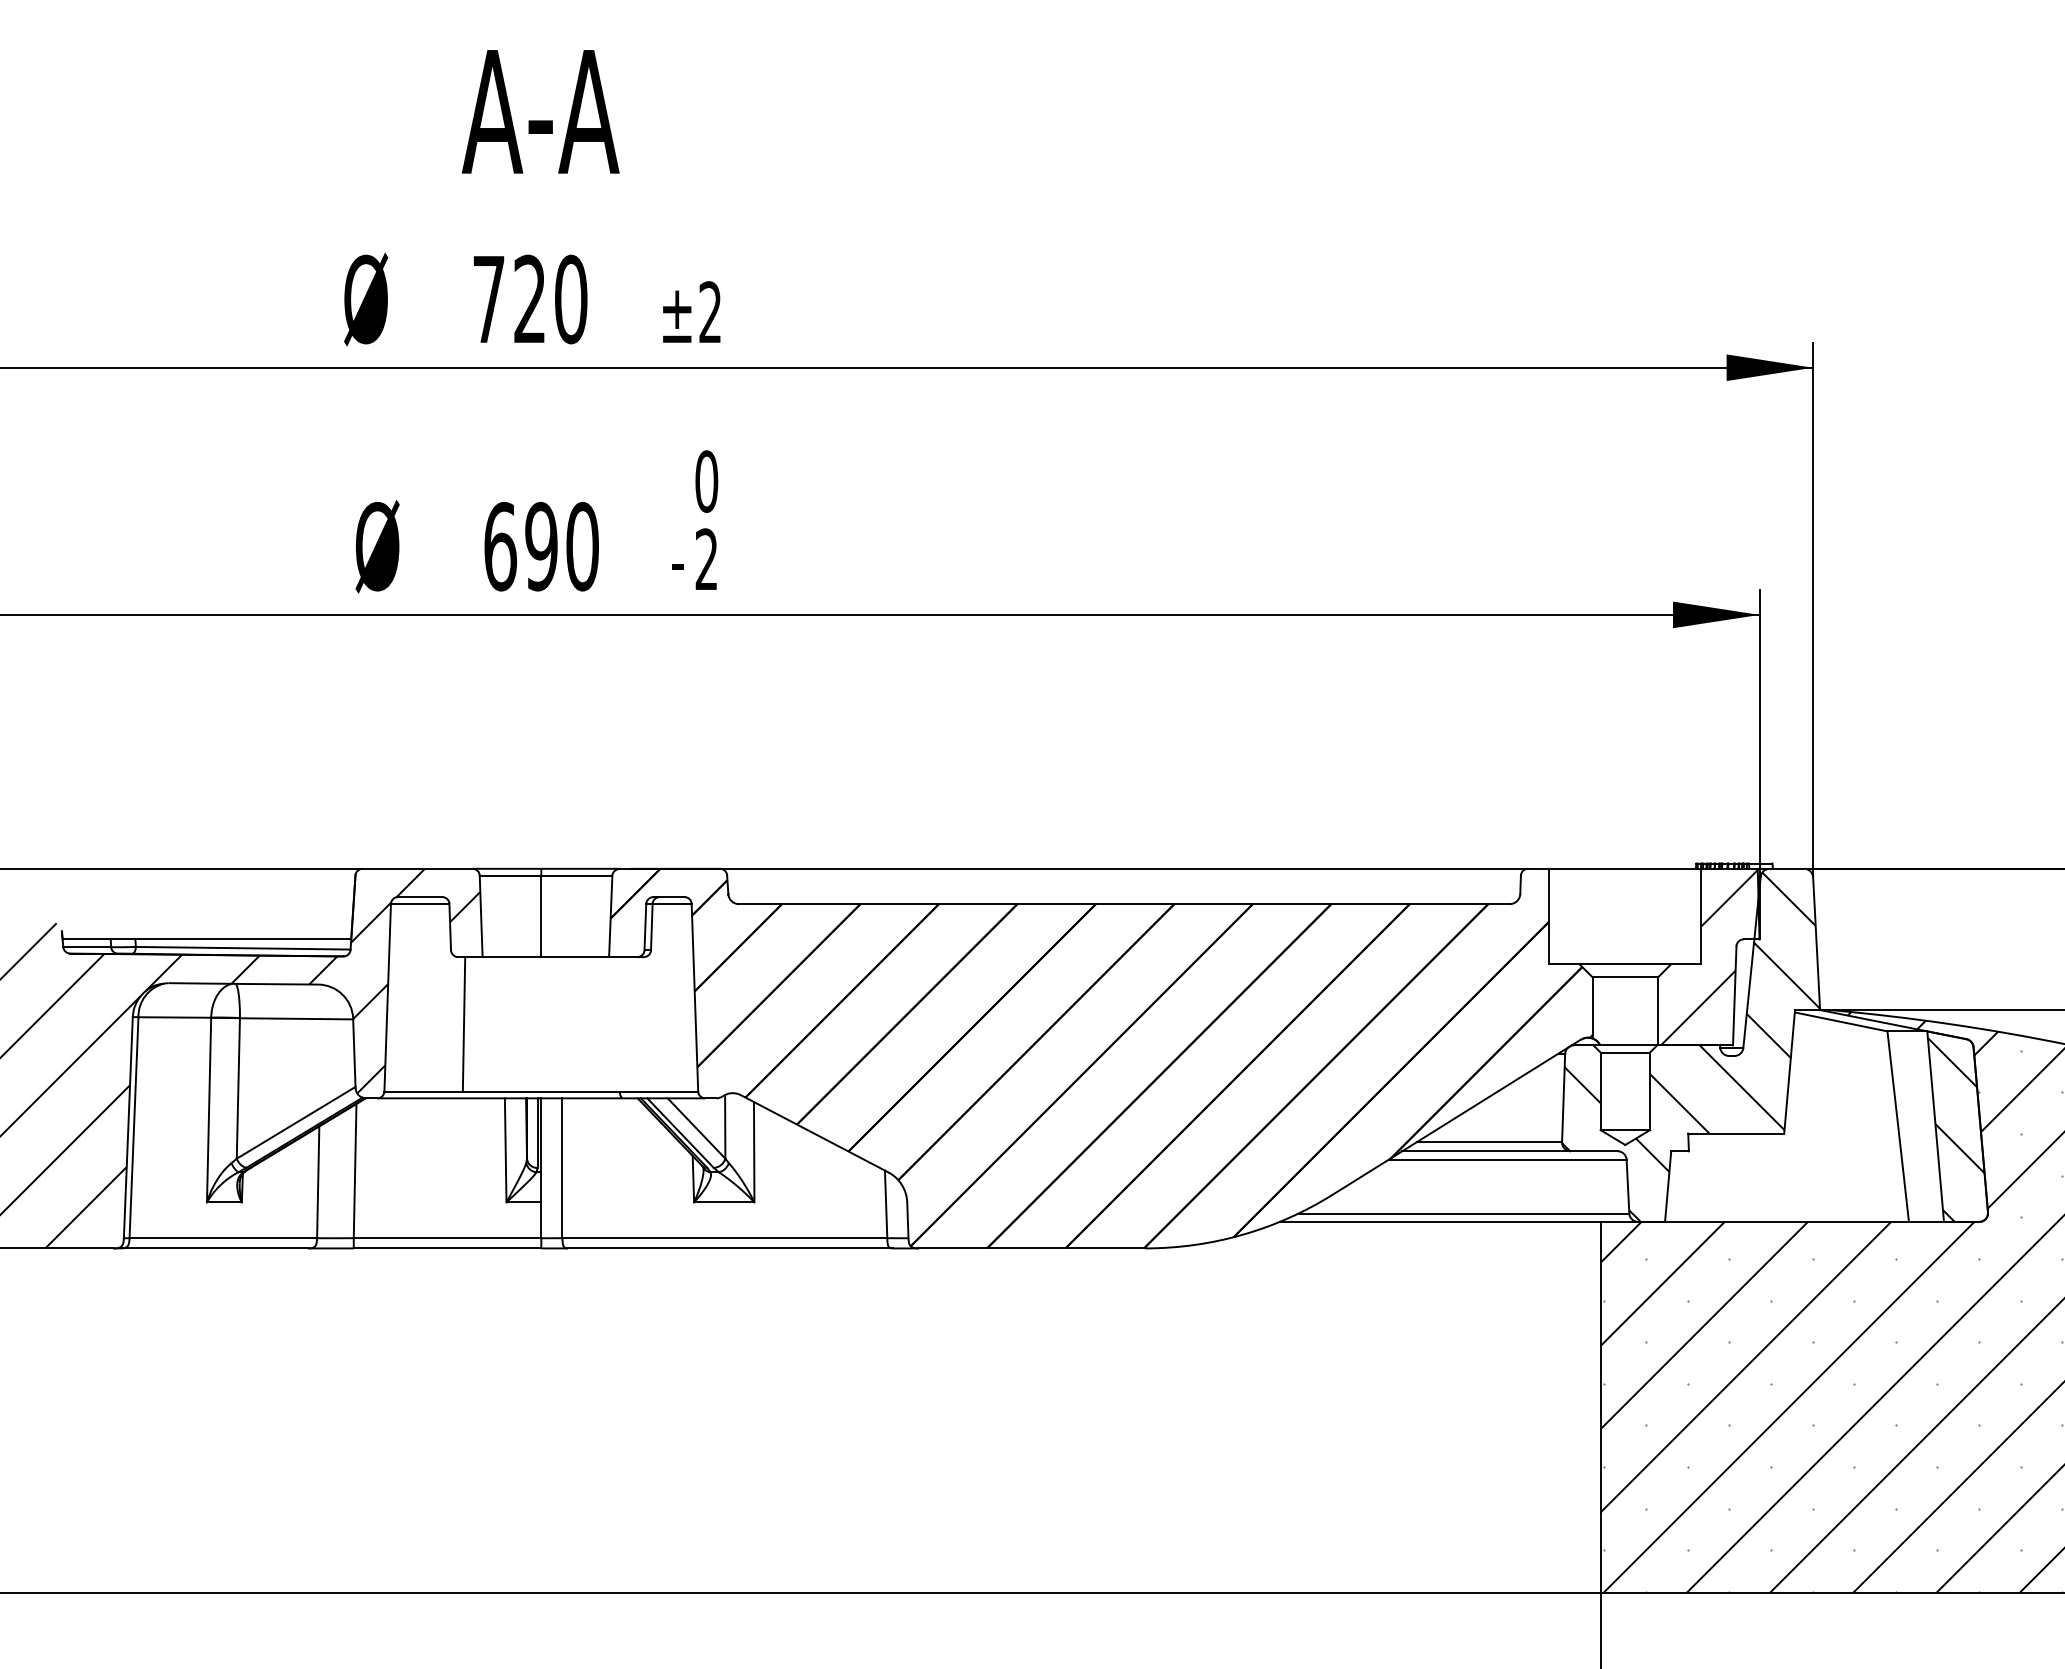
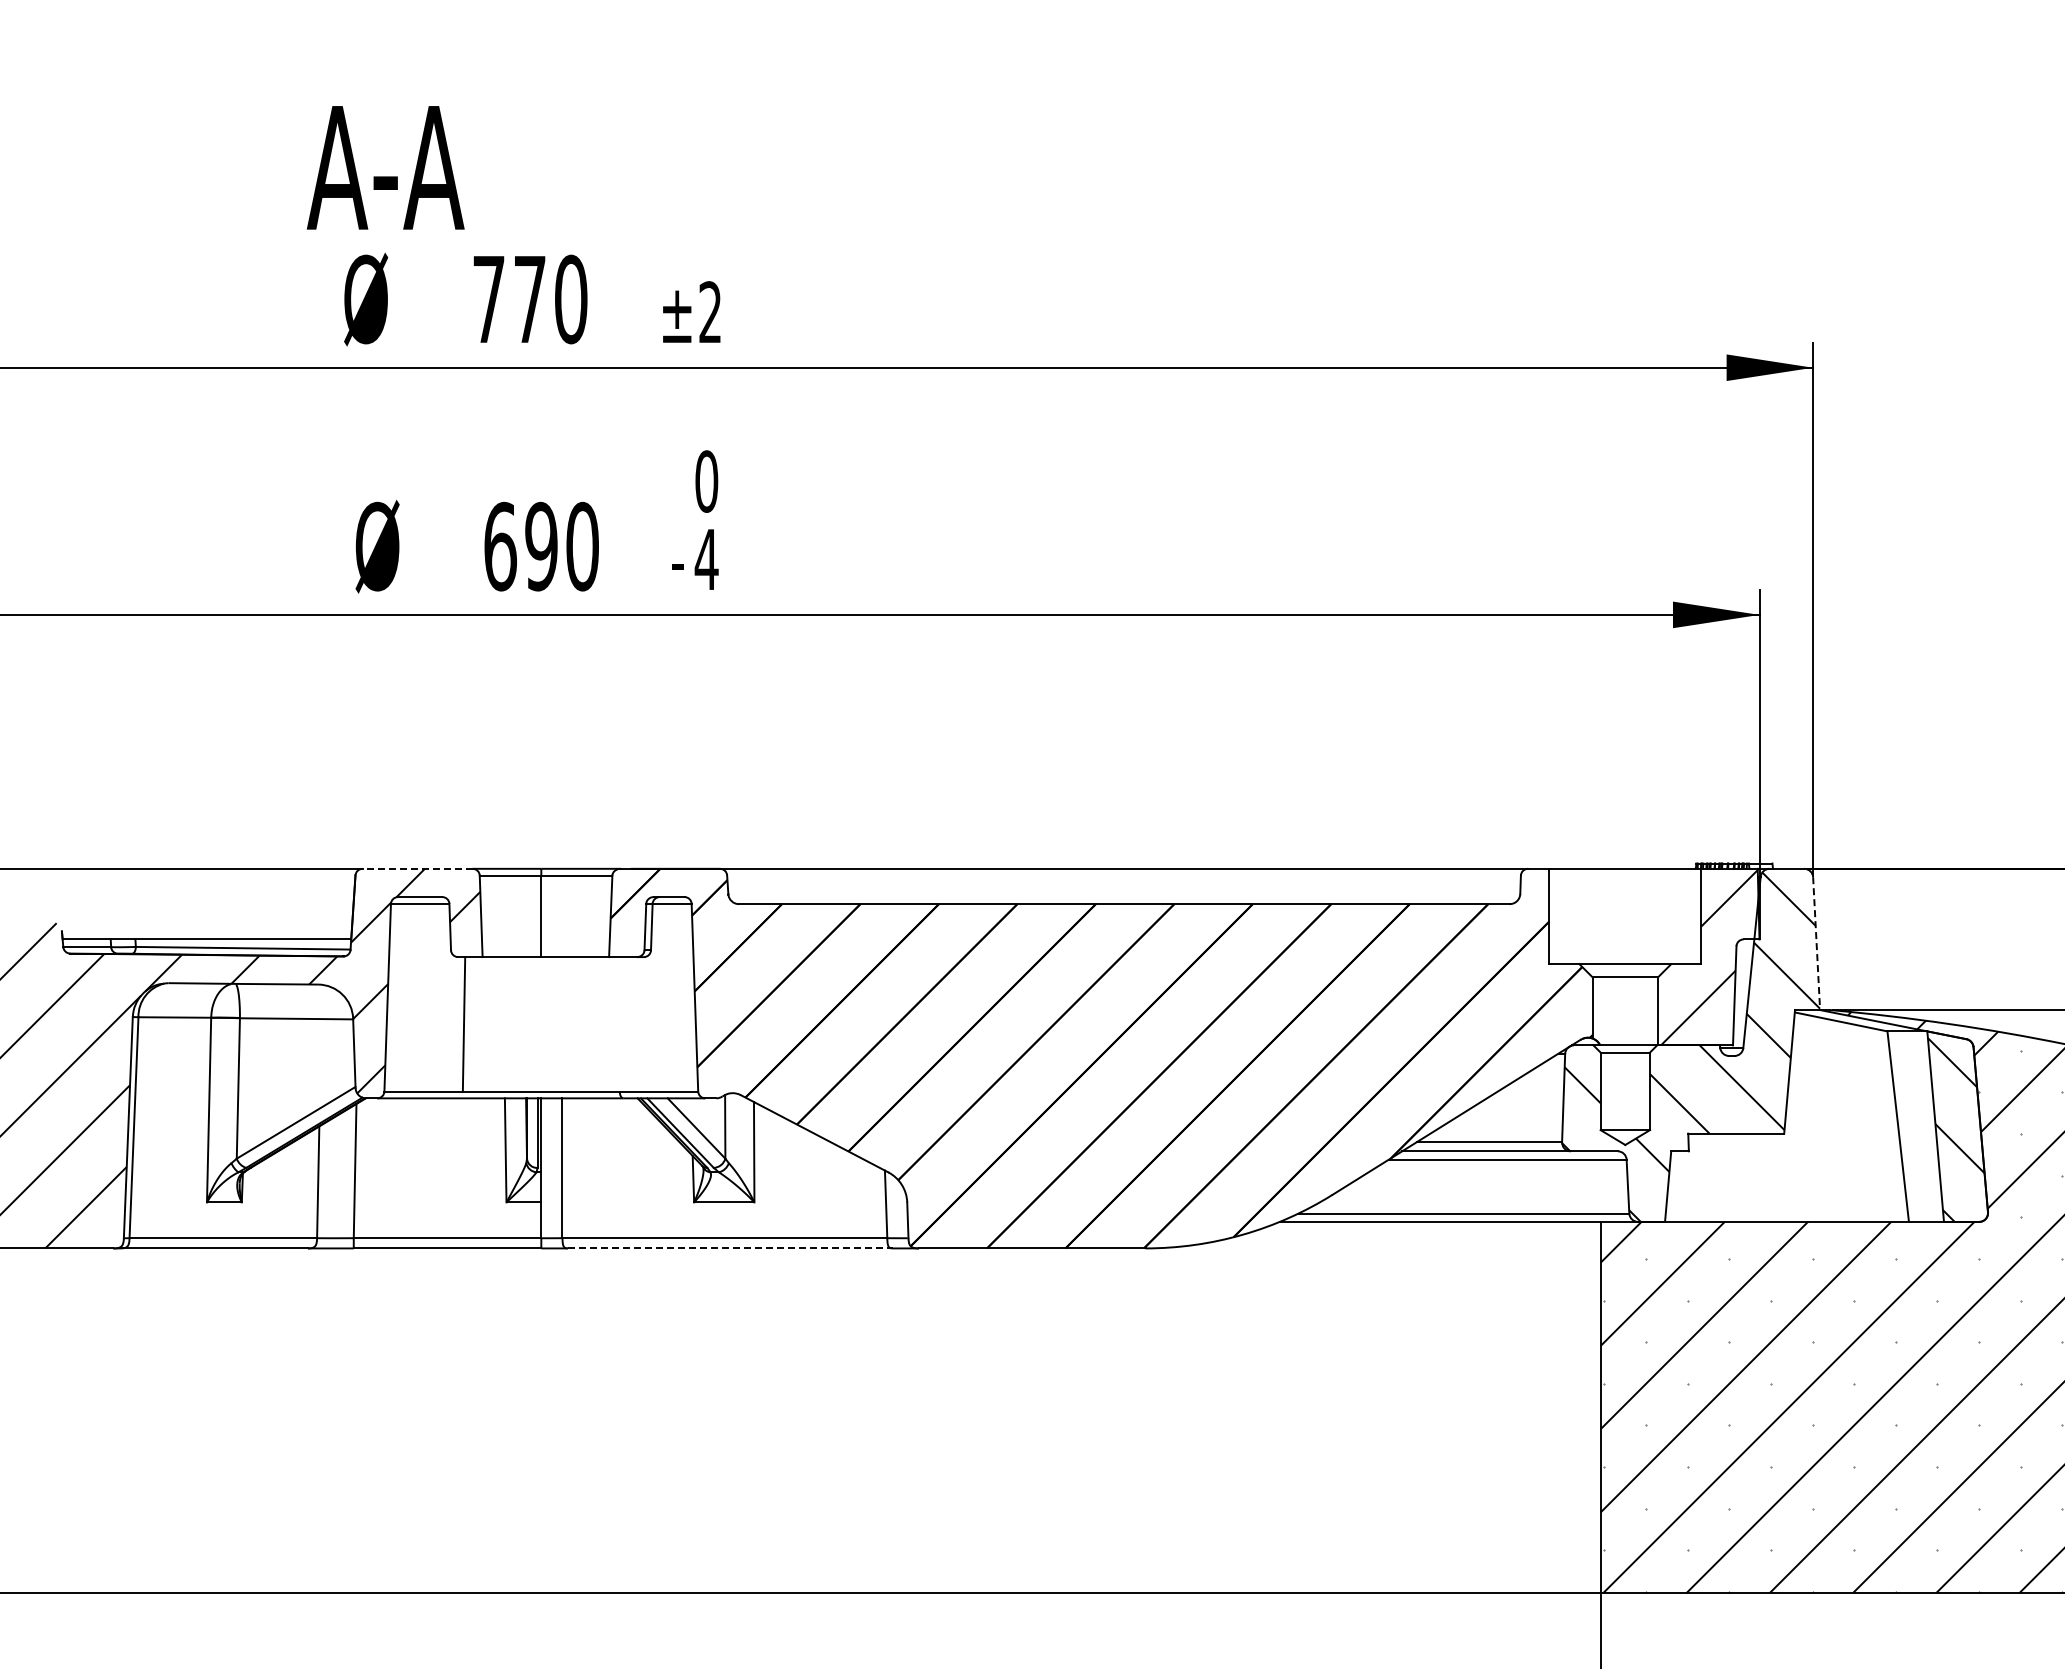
text position: (540, 111) -> (385, 167) (385, 167)
text: 720 -> 770 (529, 298)
text: 2 -> 4 (706, 558)
line: solid -> dashed (417, 868)
line: solid -> dashed (1816, 943)
line: solid -> dashed (730, 1248)
